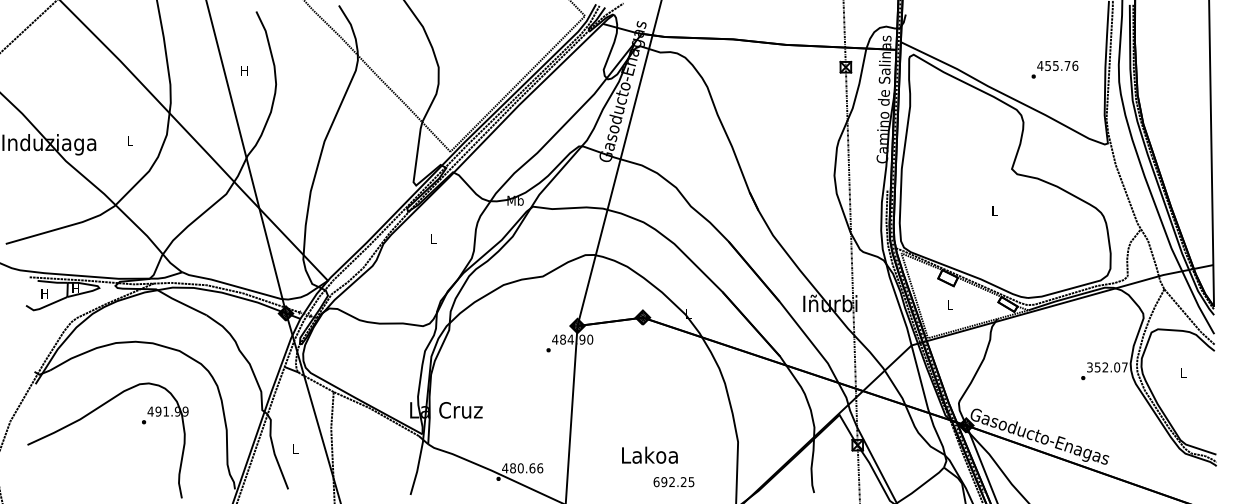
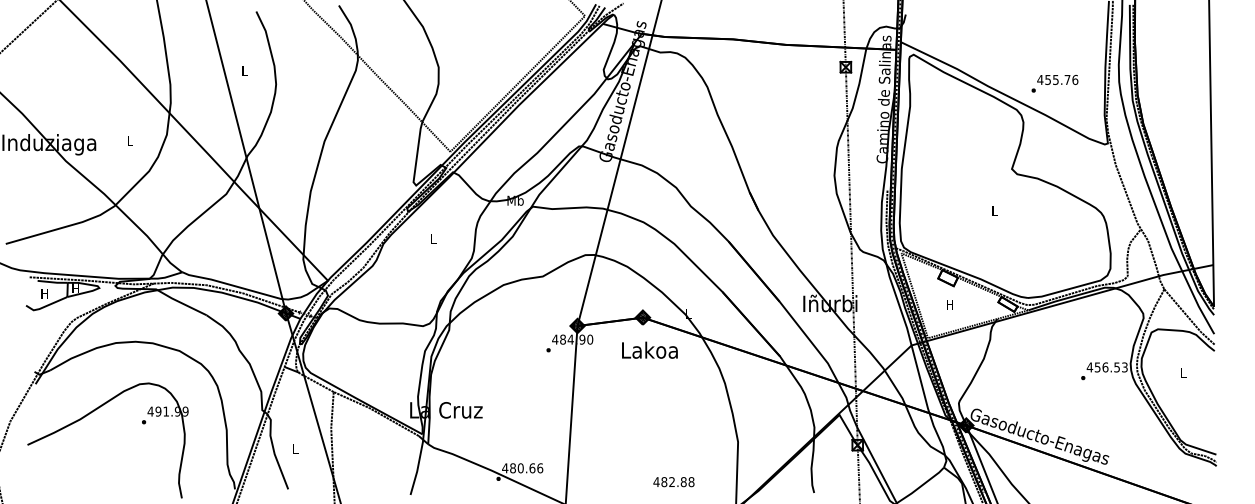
text position: (1054, 69) -> (1054, 83) (1054, 83)
text: H -> L (244, 70)
text: L -> H (949, 304)
text: 352.07 -> 456.53 (1106, 367)
text position: (649, 454) -> (649, 349) (649, 349)
text: 692.25 -> 482.88 (673, 482)
